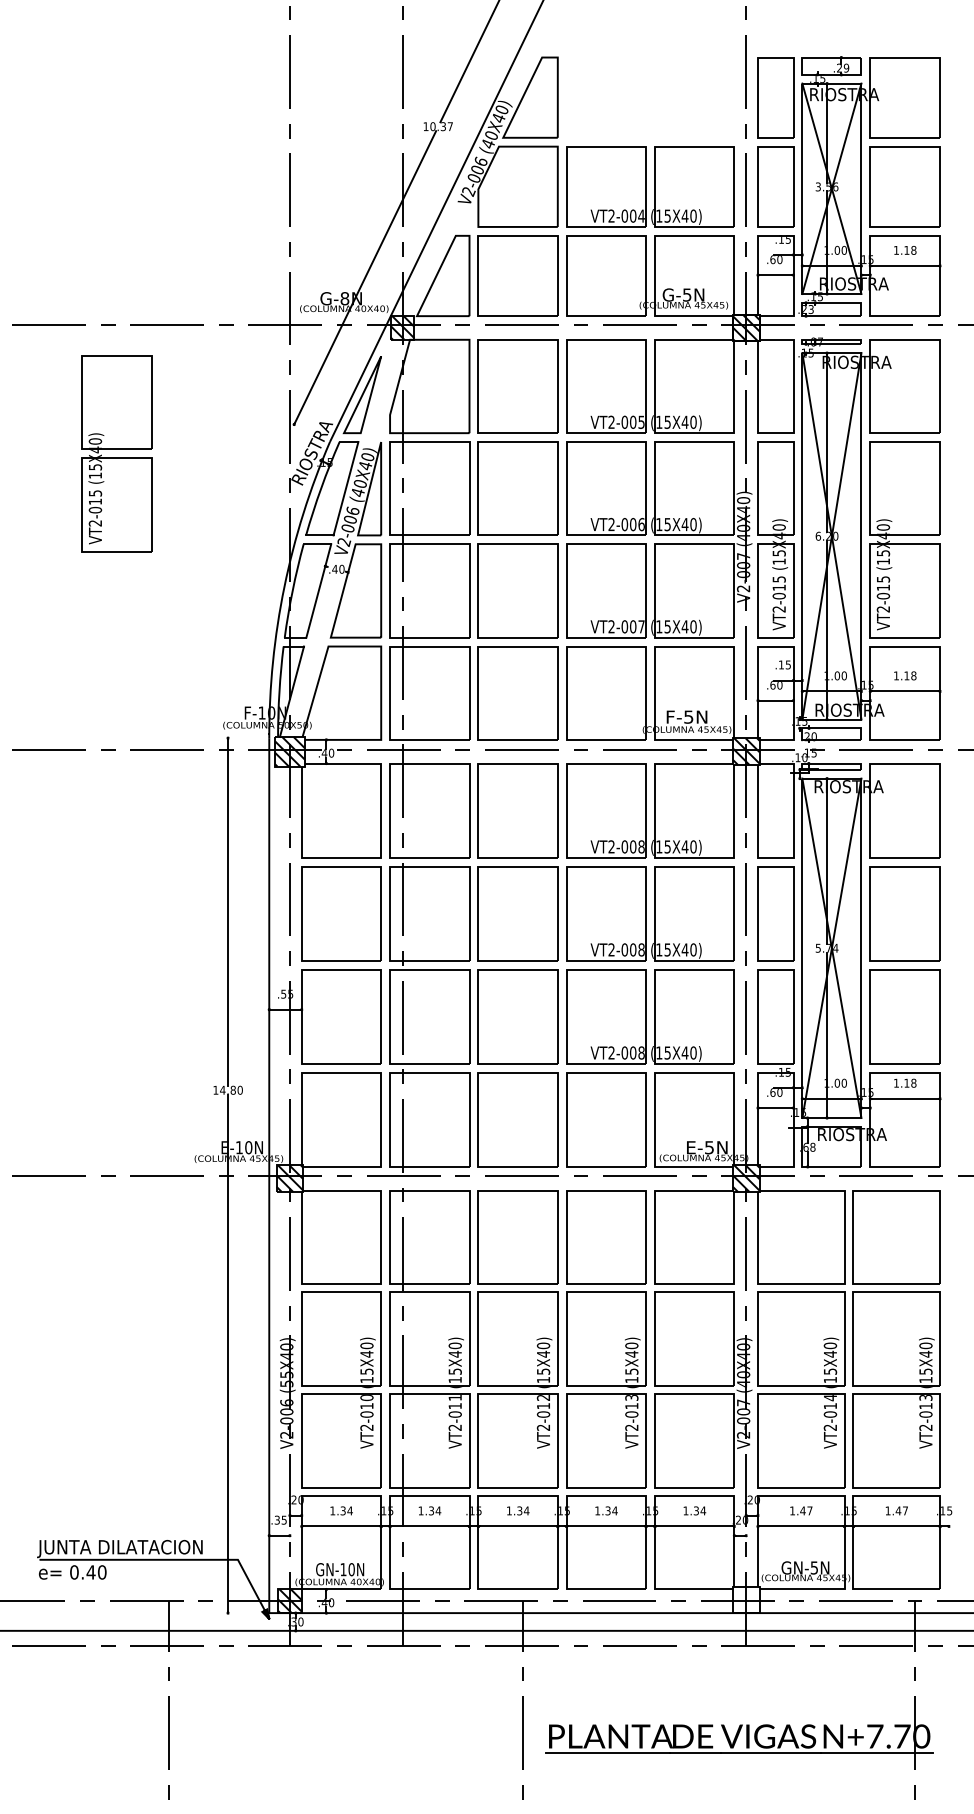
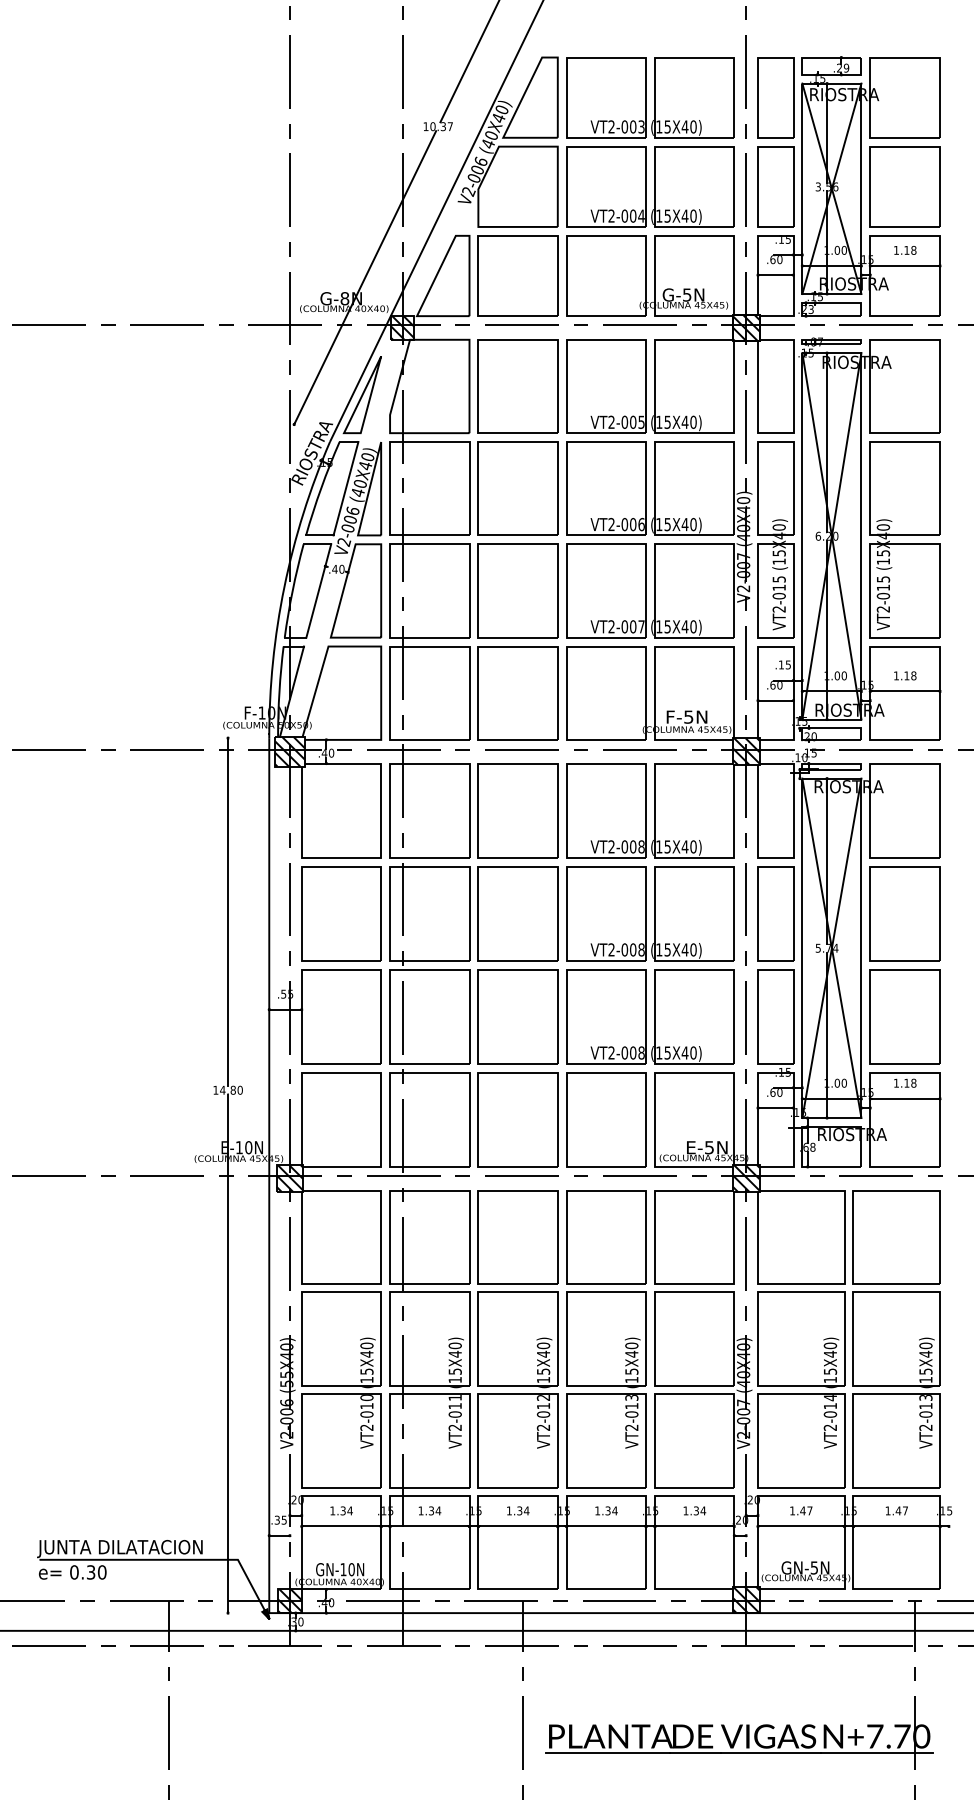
part: none -> present (650, 97)
part: present -> none (116, 453)
text: 0.40 -> 0.30 (90, 1572)
hatch: none -> present (745, 1599)
